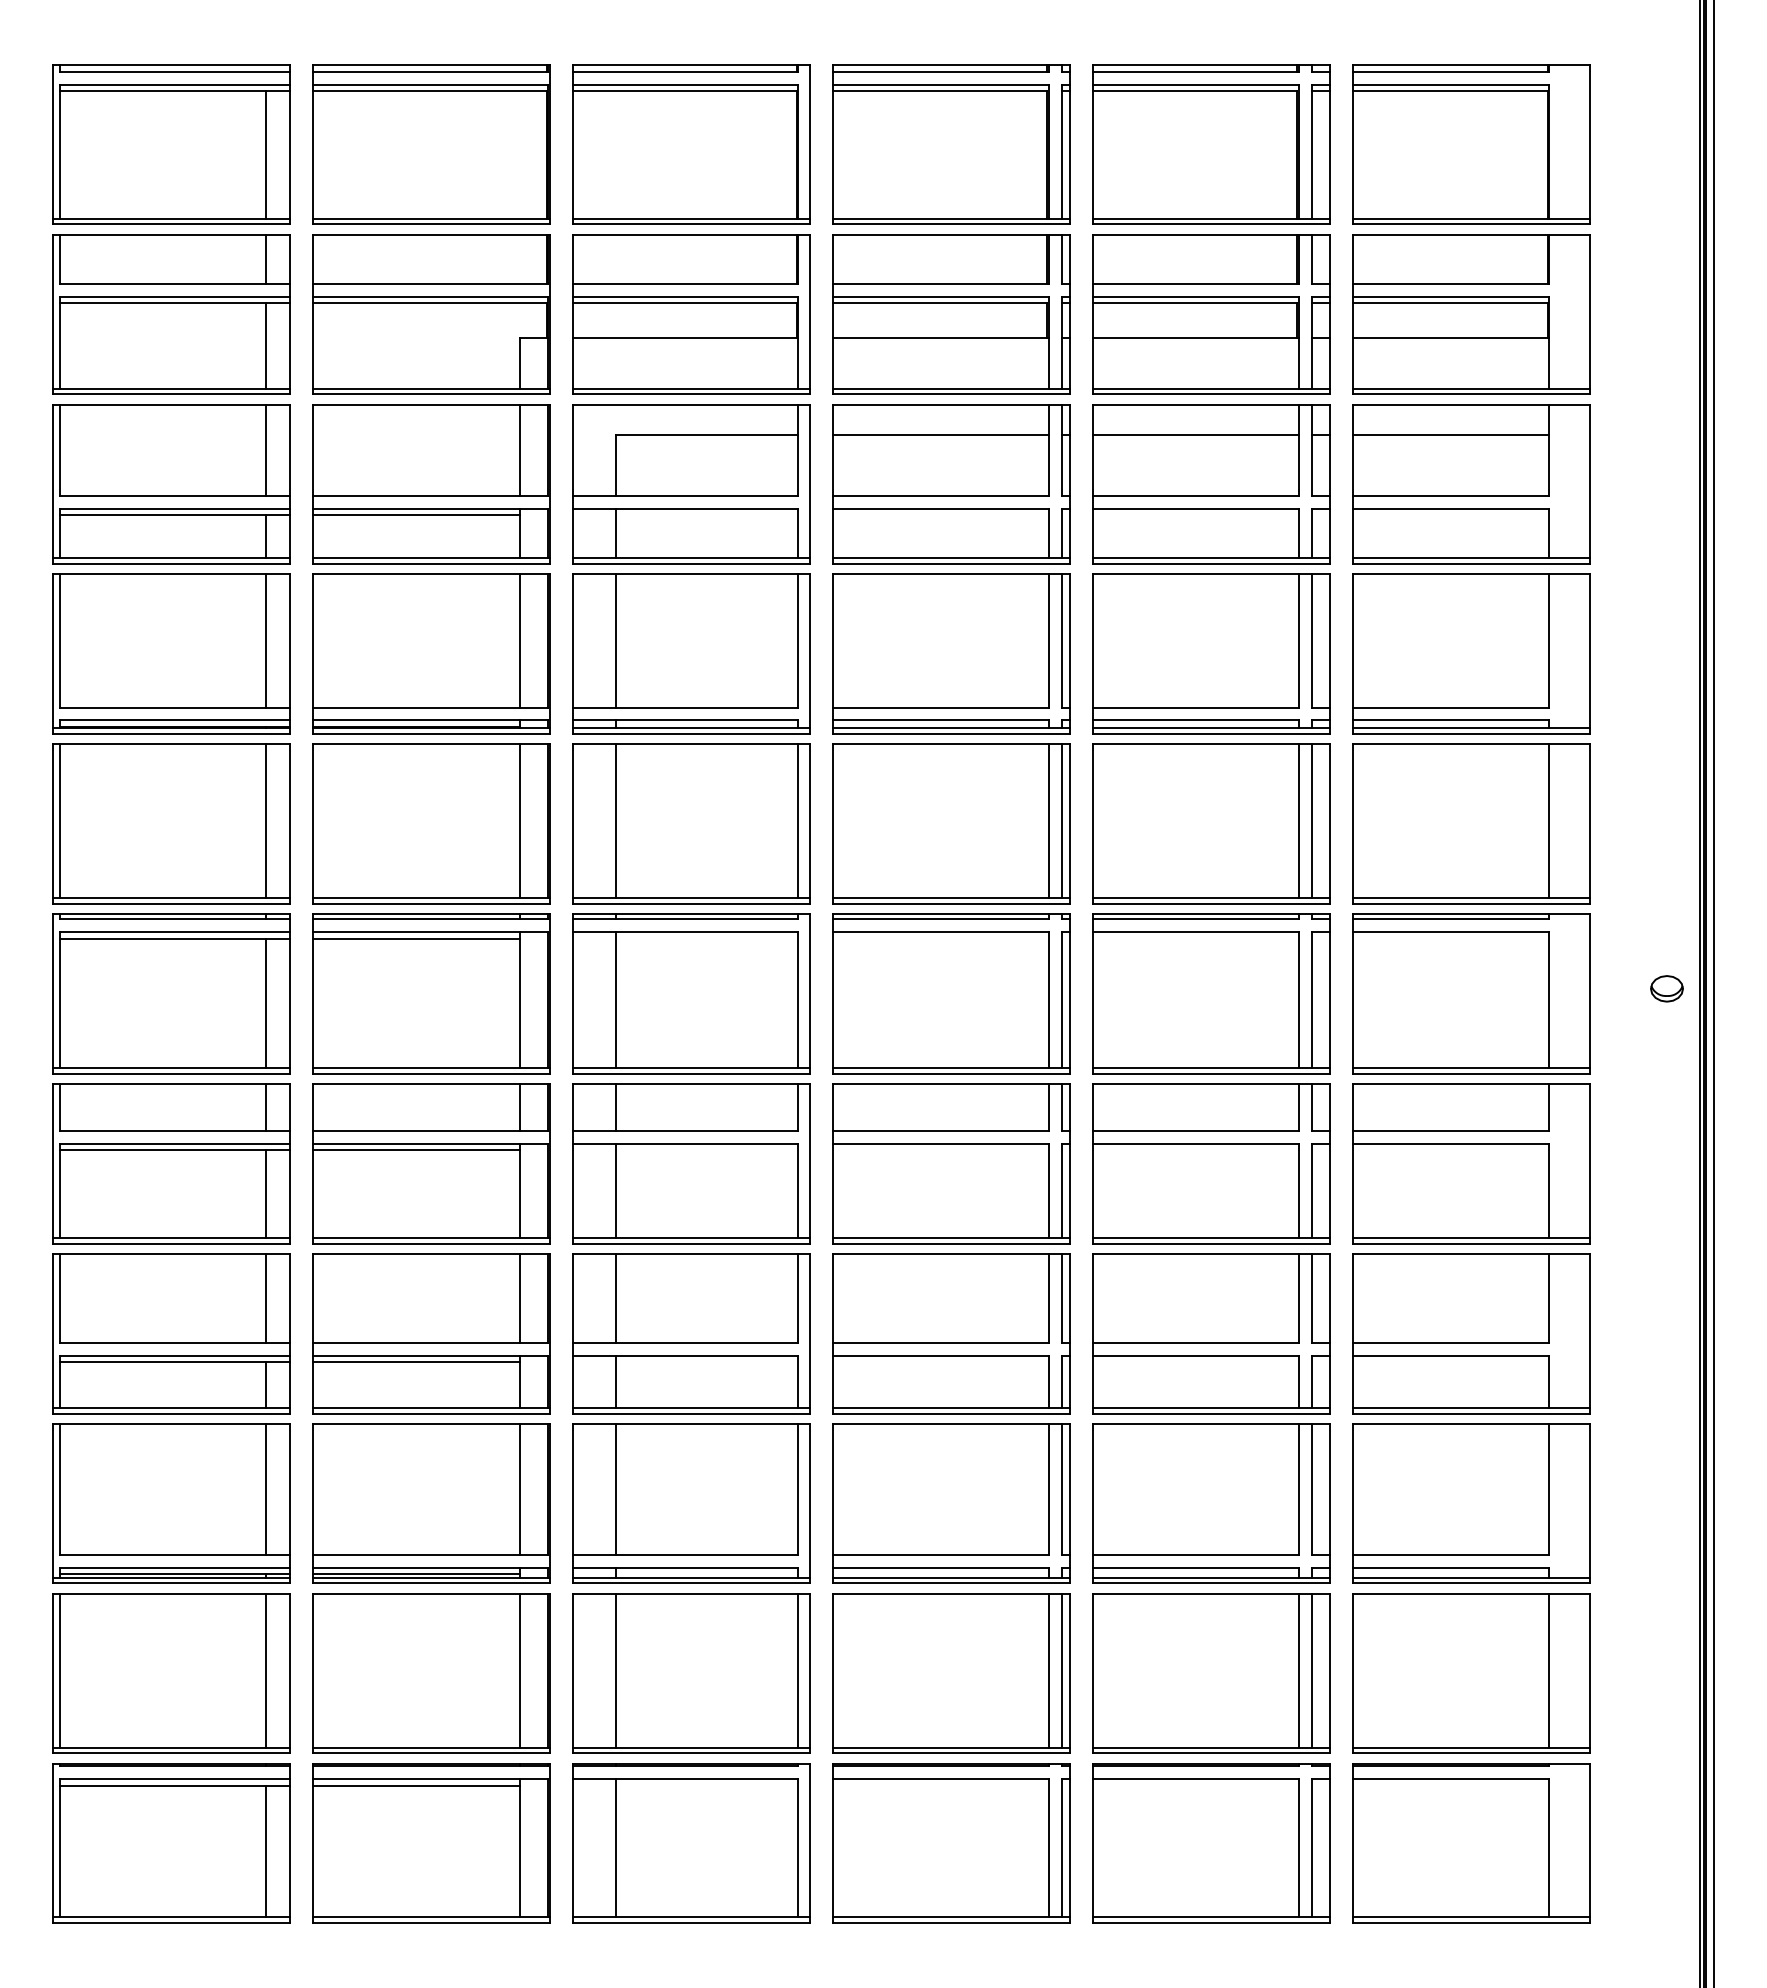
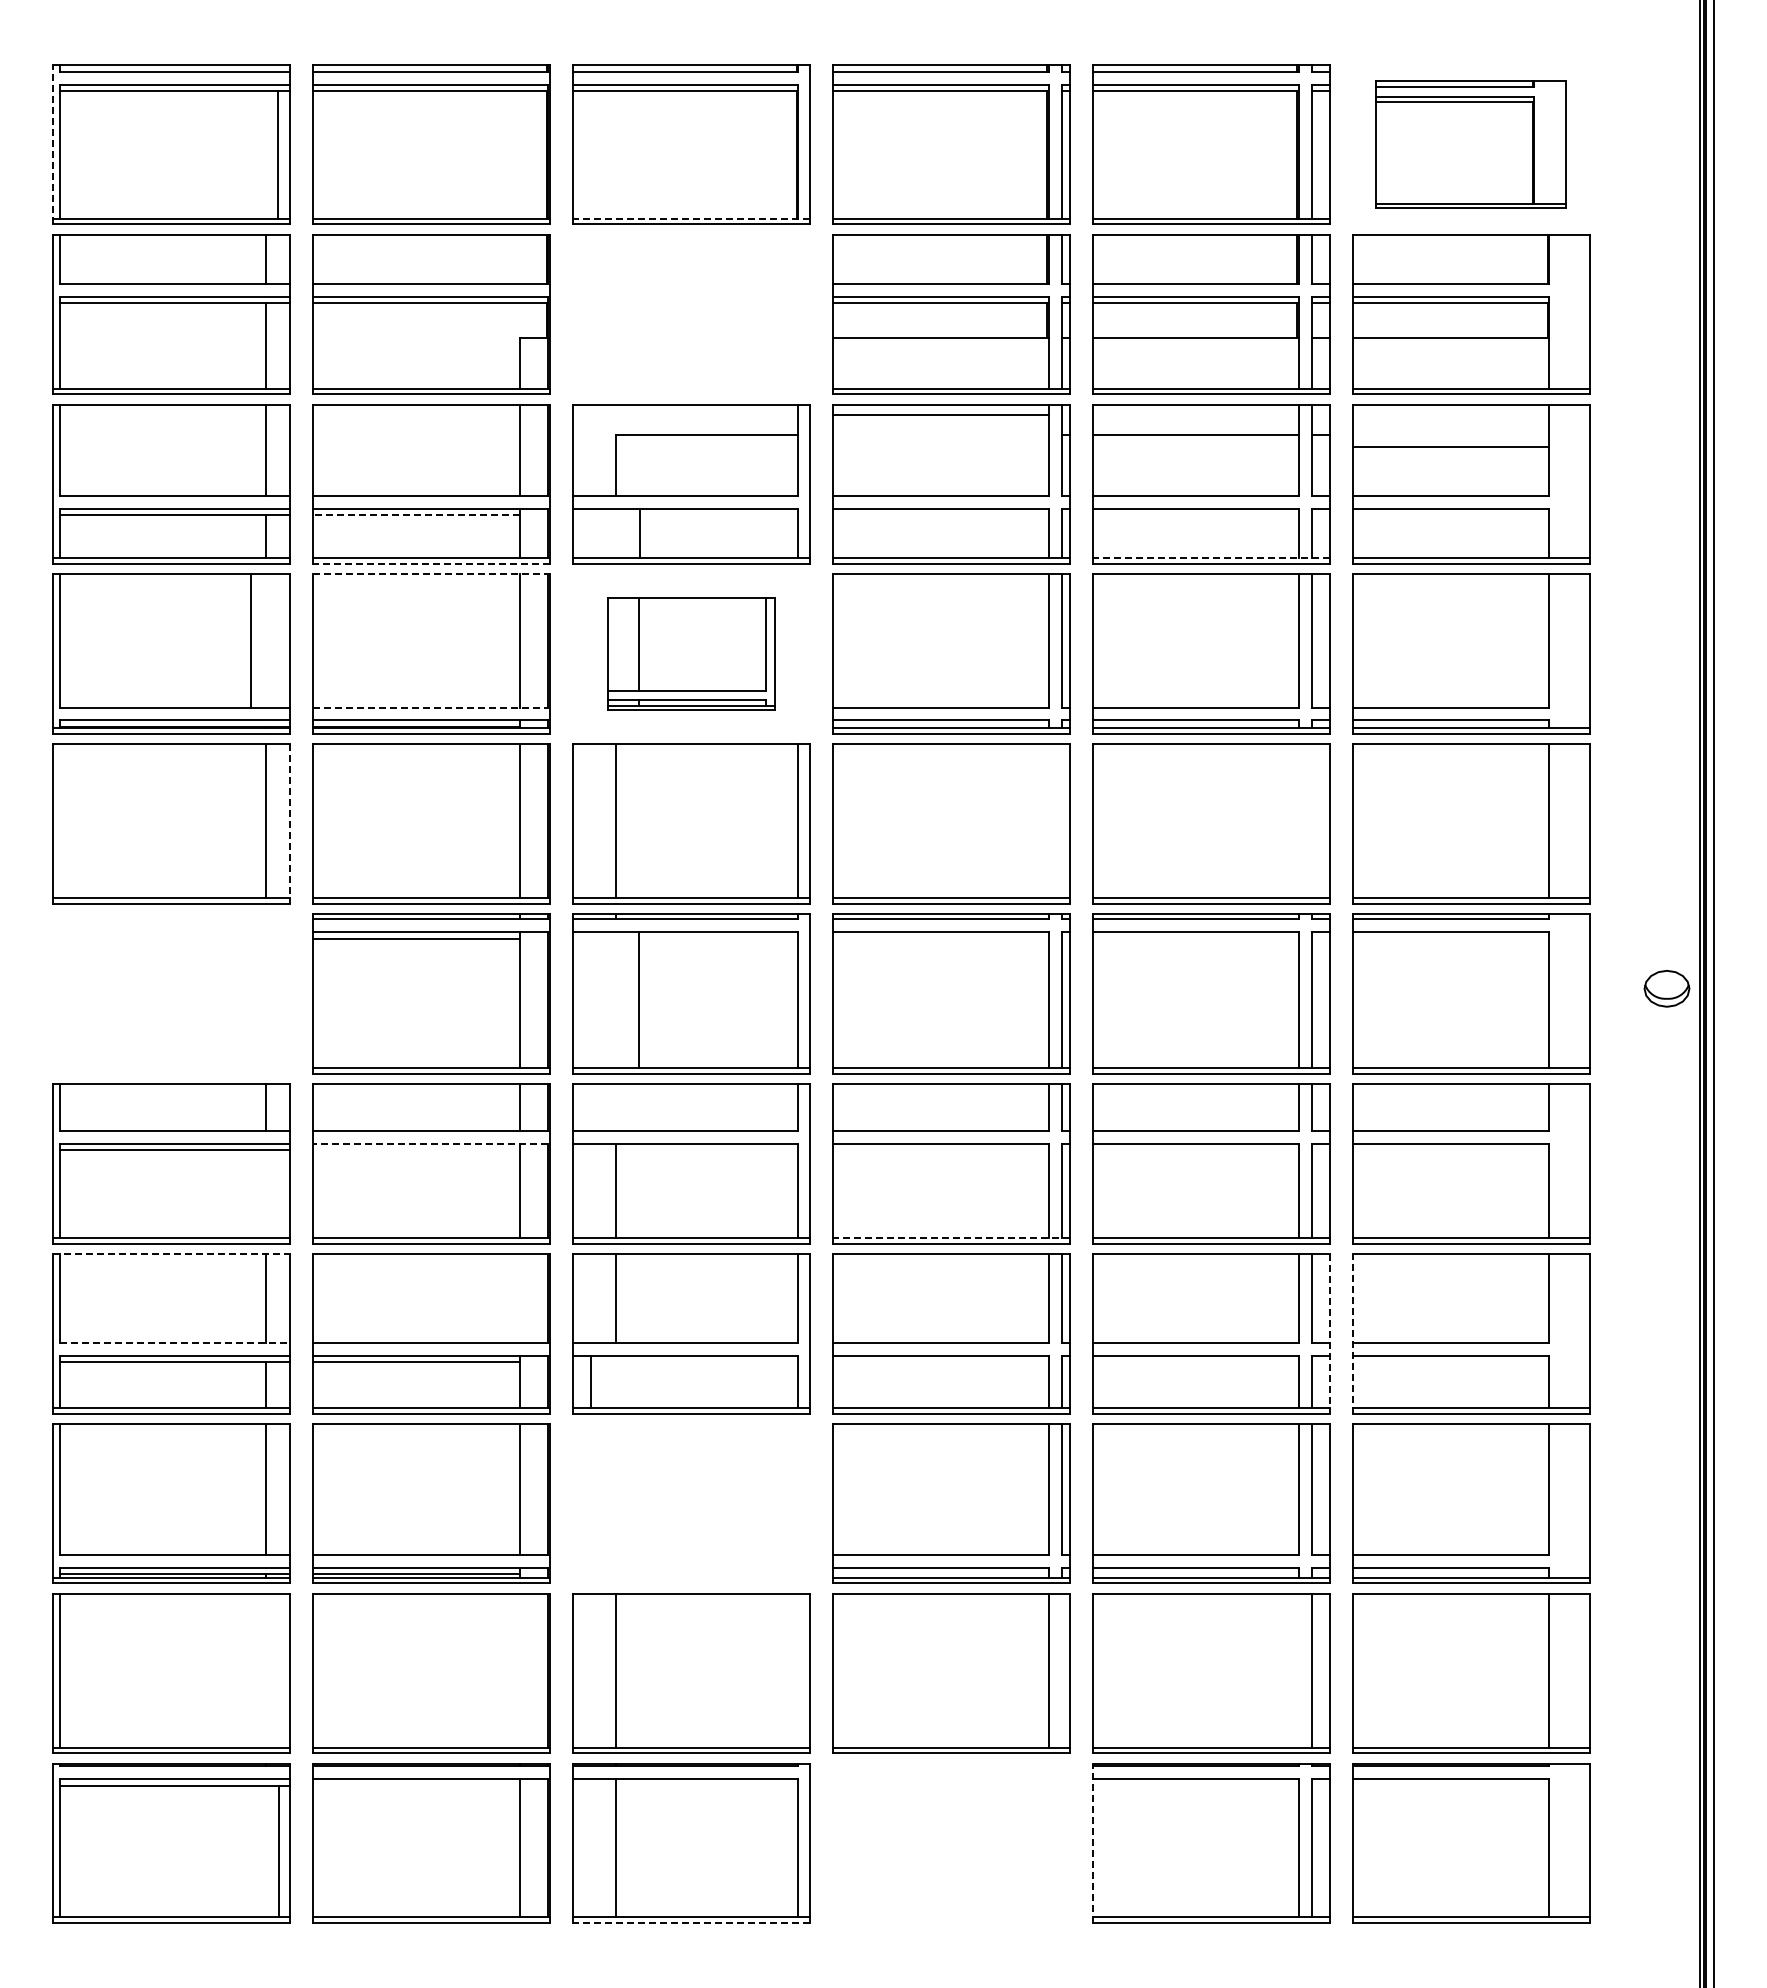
line: solid -> dashed (53, 144)
part size: 239x161 px -> 192x129 px (1470, 144)
line position: (266, 154) -> (278, 154) (278, 154)
line: solid -> dashed (691, 218)
part: present -> none (691, 314)
line position: (940, 434) -> (940, 414) (940, 414)
line position: (1450, 434) -> (1450, 446) (1450, 446)
line: solid -> dashed (415, 515)
line position: (615, 533) -> (639, 533) (639, 533)
line: solid -> dashed (1211, 558)
line: solid -> dashed (431, 564)
line: solid -> dashed (431, 574)
line position: (266, 640) -> (251, 640) (251, 640)
part size: 239x162 px -> 169x114 px (691, 653)
line: solid -> dashed (430, 707)
line: present -> none (60, 821)
line: present -> none (1048, 821)
line: present -> none (1061, 821)
line: present -> none (1299, 821)
line: present -> none (1311, 821)
line: solid -> dashed (290, 824)
part size: 34x28 px -> 48x38 px (1666, 988)
part: present -> none (171, 993)
line position: (615, 1000) -> (638, 1000) (638, 1000)
line: present -> none (615, 1107)
line: solid -> dashed (430, 1143)
line: present -> none (415, 1150)
line: present -> none (266, 1193)
line: solid -> dashed (951, 1237)
line: solid -> dashed (171, 1253)
line: present -> none (519, 1297)
line: solid -> dashed (1330, 1333)
line: solid -> dashed (1352, 1333)
line: solid -> dashed (175, 1342)
line position: (615, 1381) -> (590, 1381) (590, 1381)
part: present -> none (691, 1503)
line: present -> none (266, 1670)
line: present -> none (519, 1670)
line: present -> none (798, 1670)
line: present -> none (1061, 1670)
line: present -> none (1299, 1670)
line: present -> none (415, 1785)
part: present -> none (951, 1843)
line: solid -> dashed (1092, 1843)
line position: (266, 1851) -> (279, 1851) (279, 1851)
line: solid -> dashed (691, 1923)
